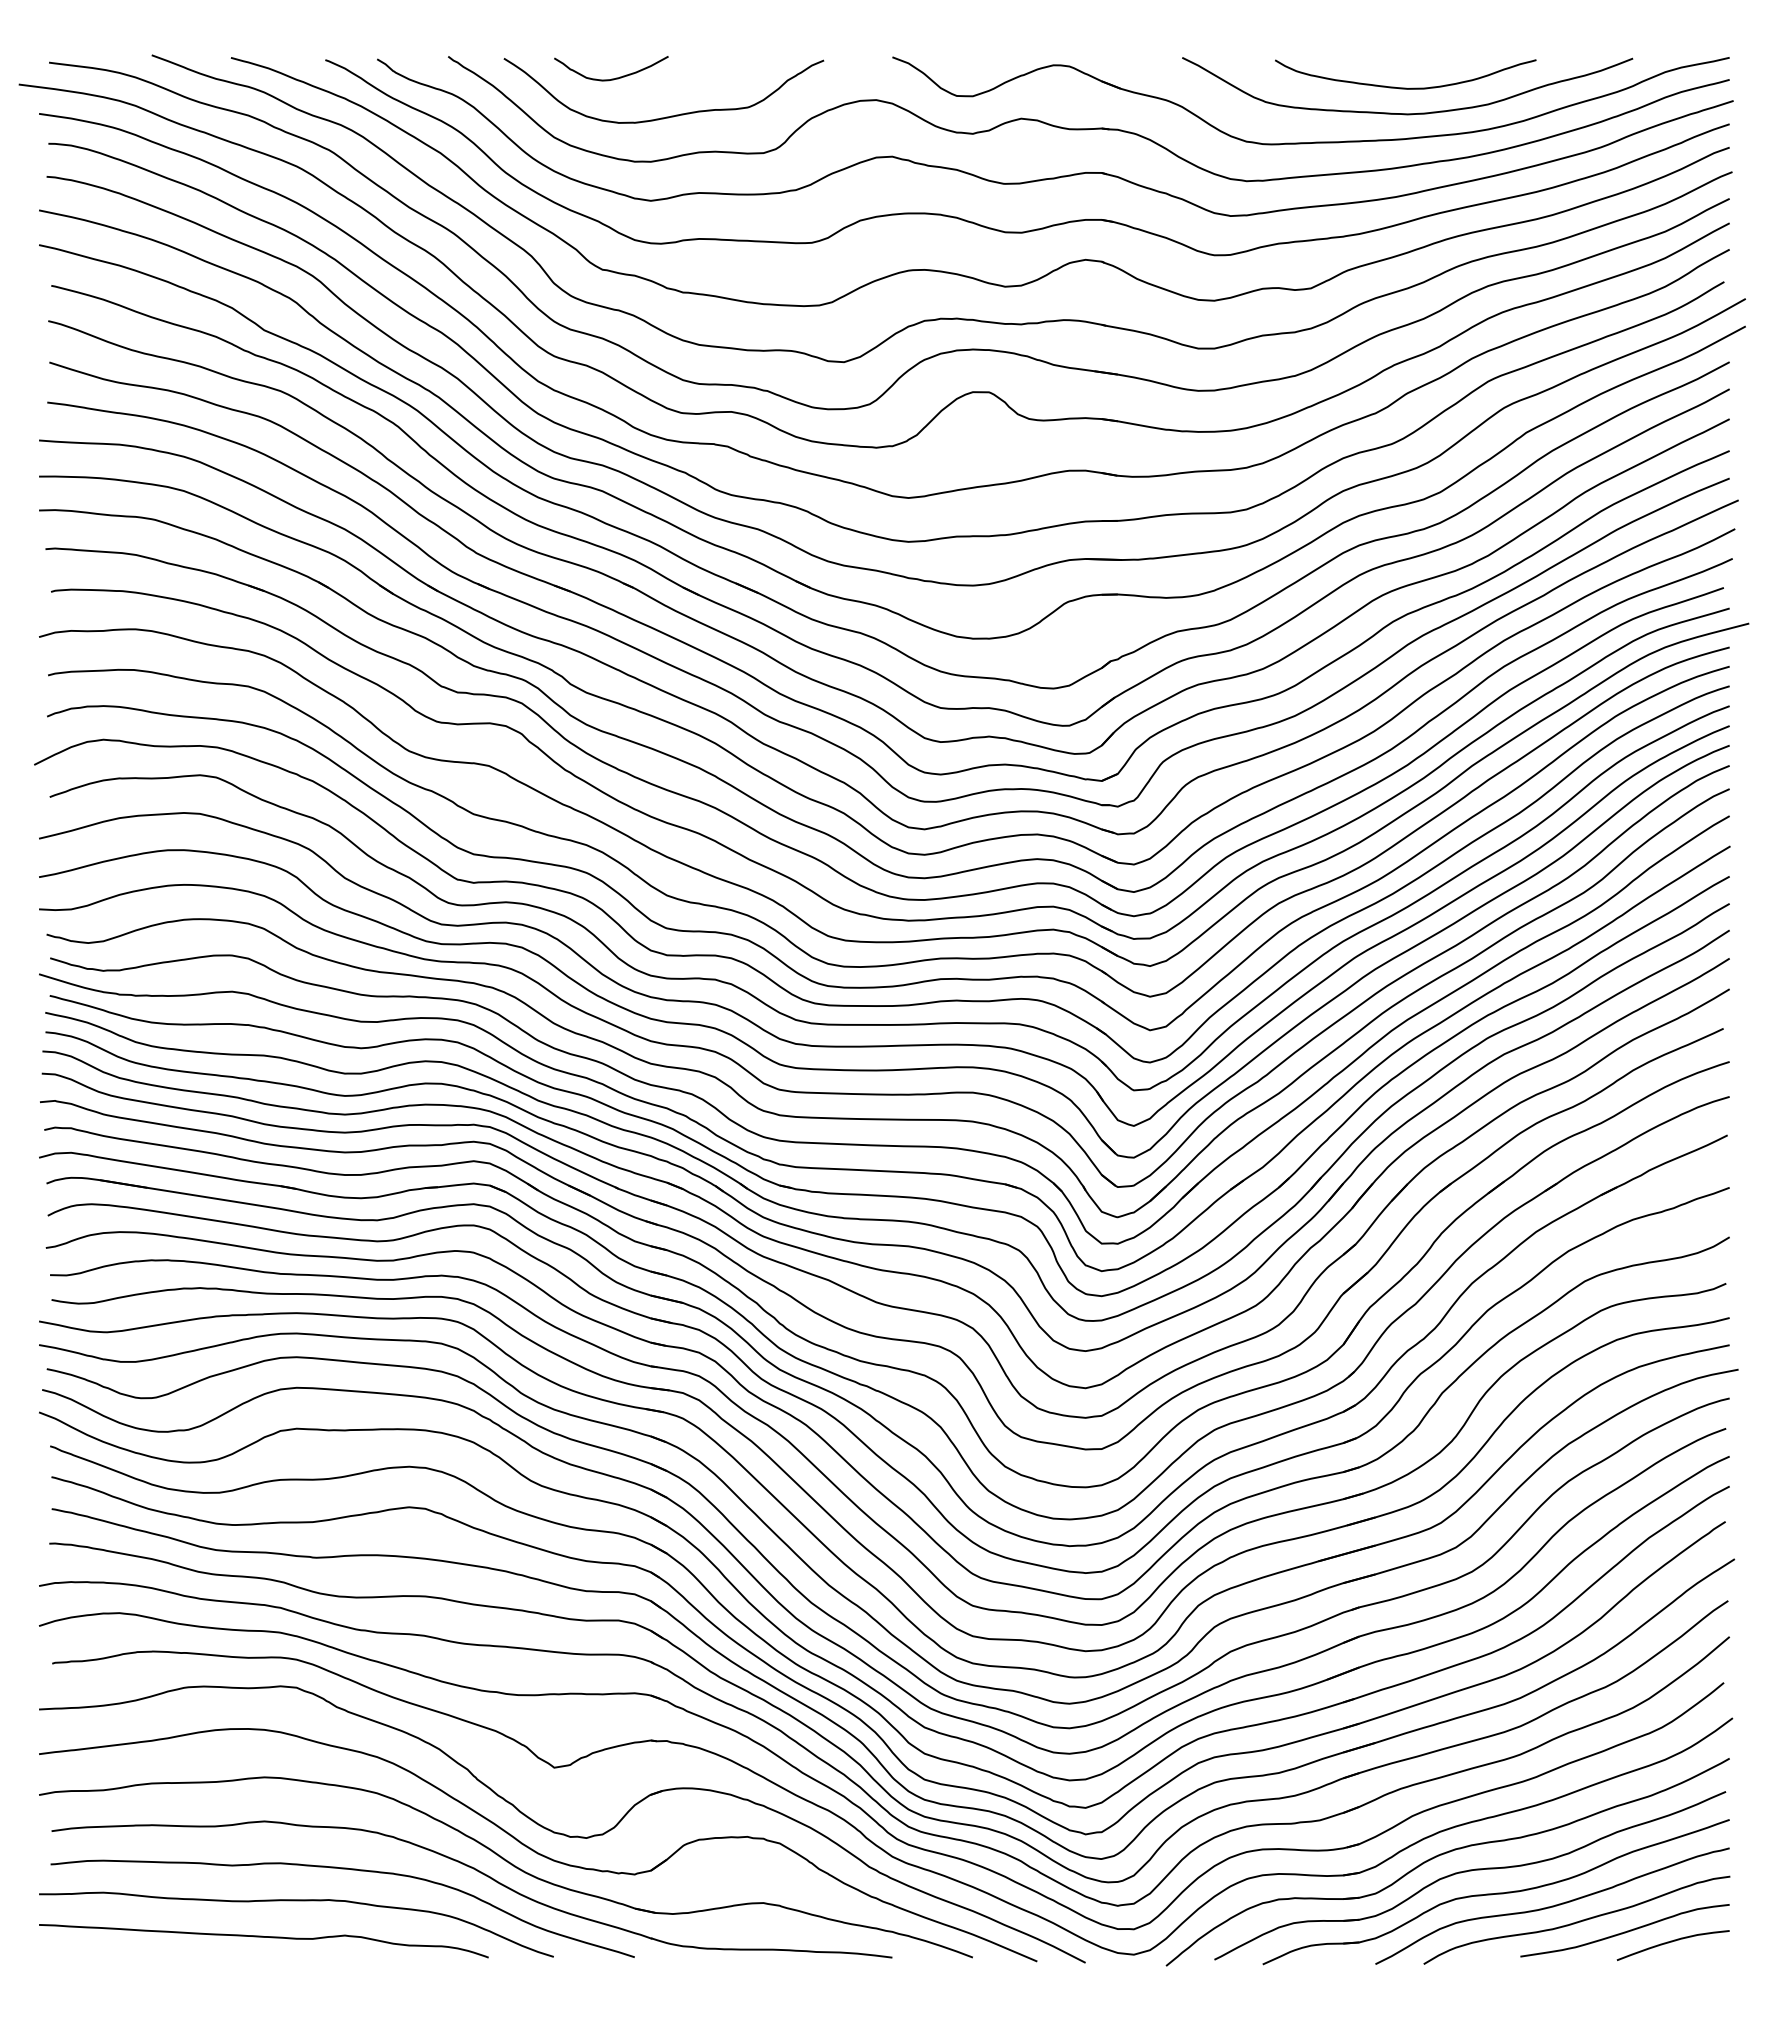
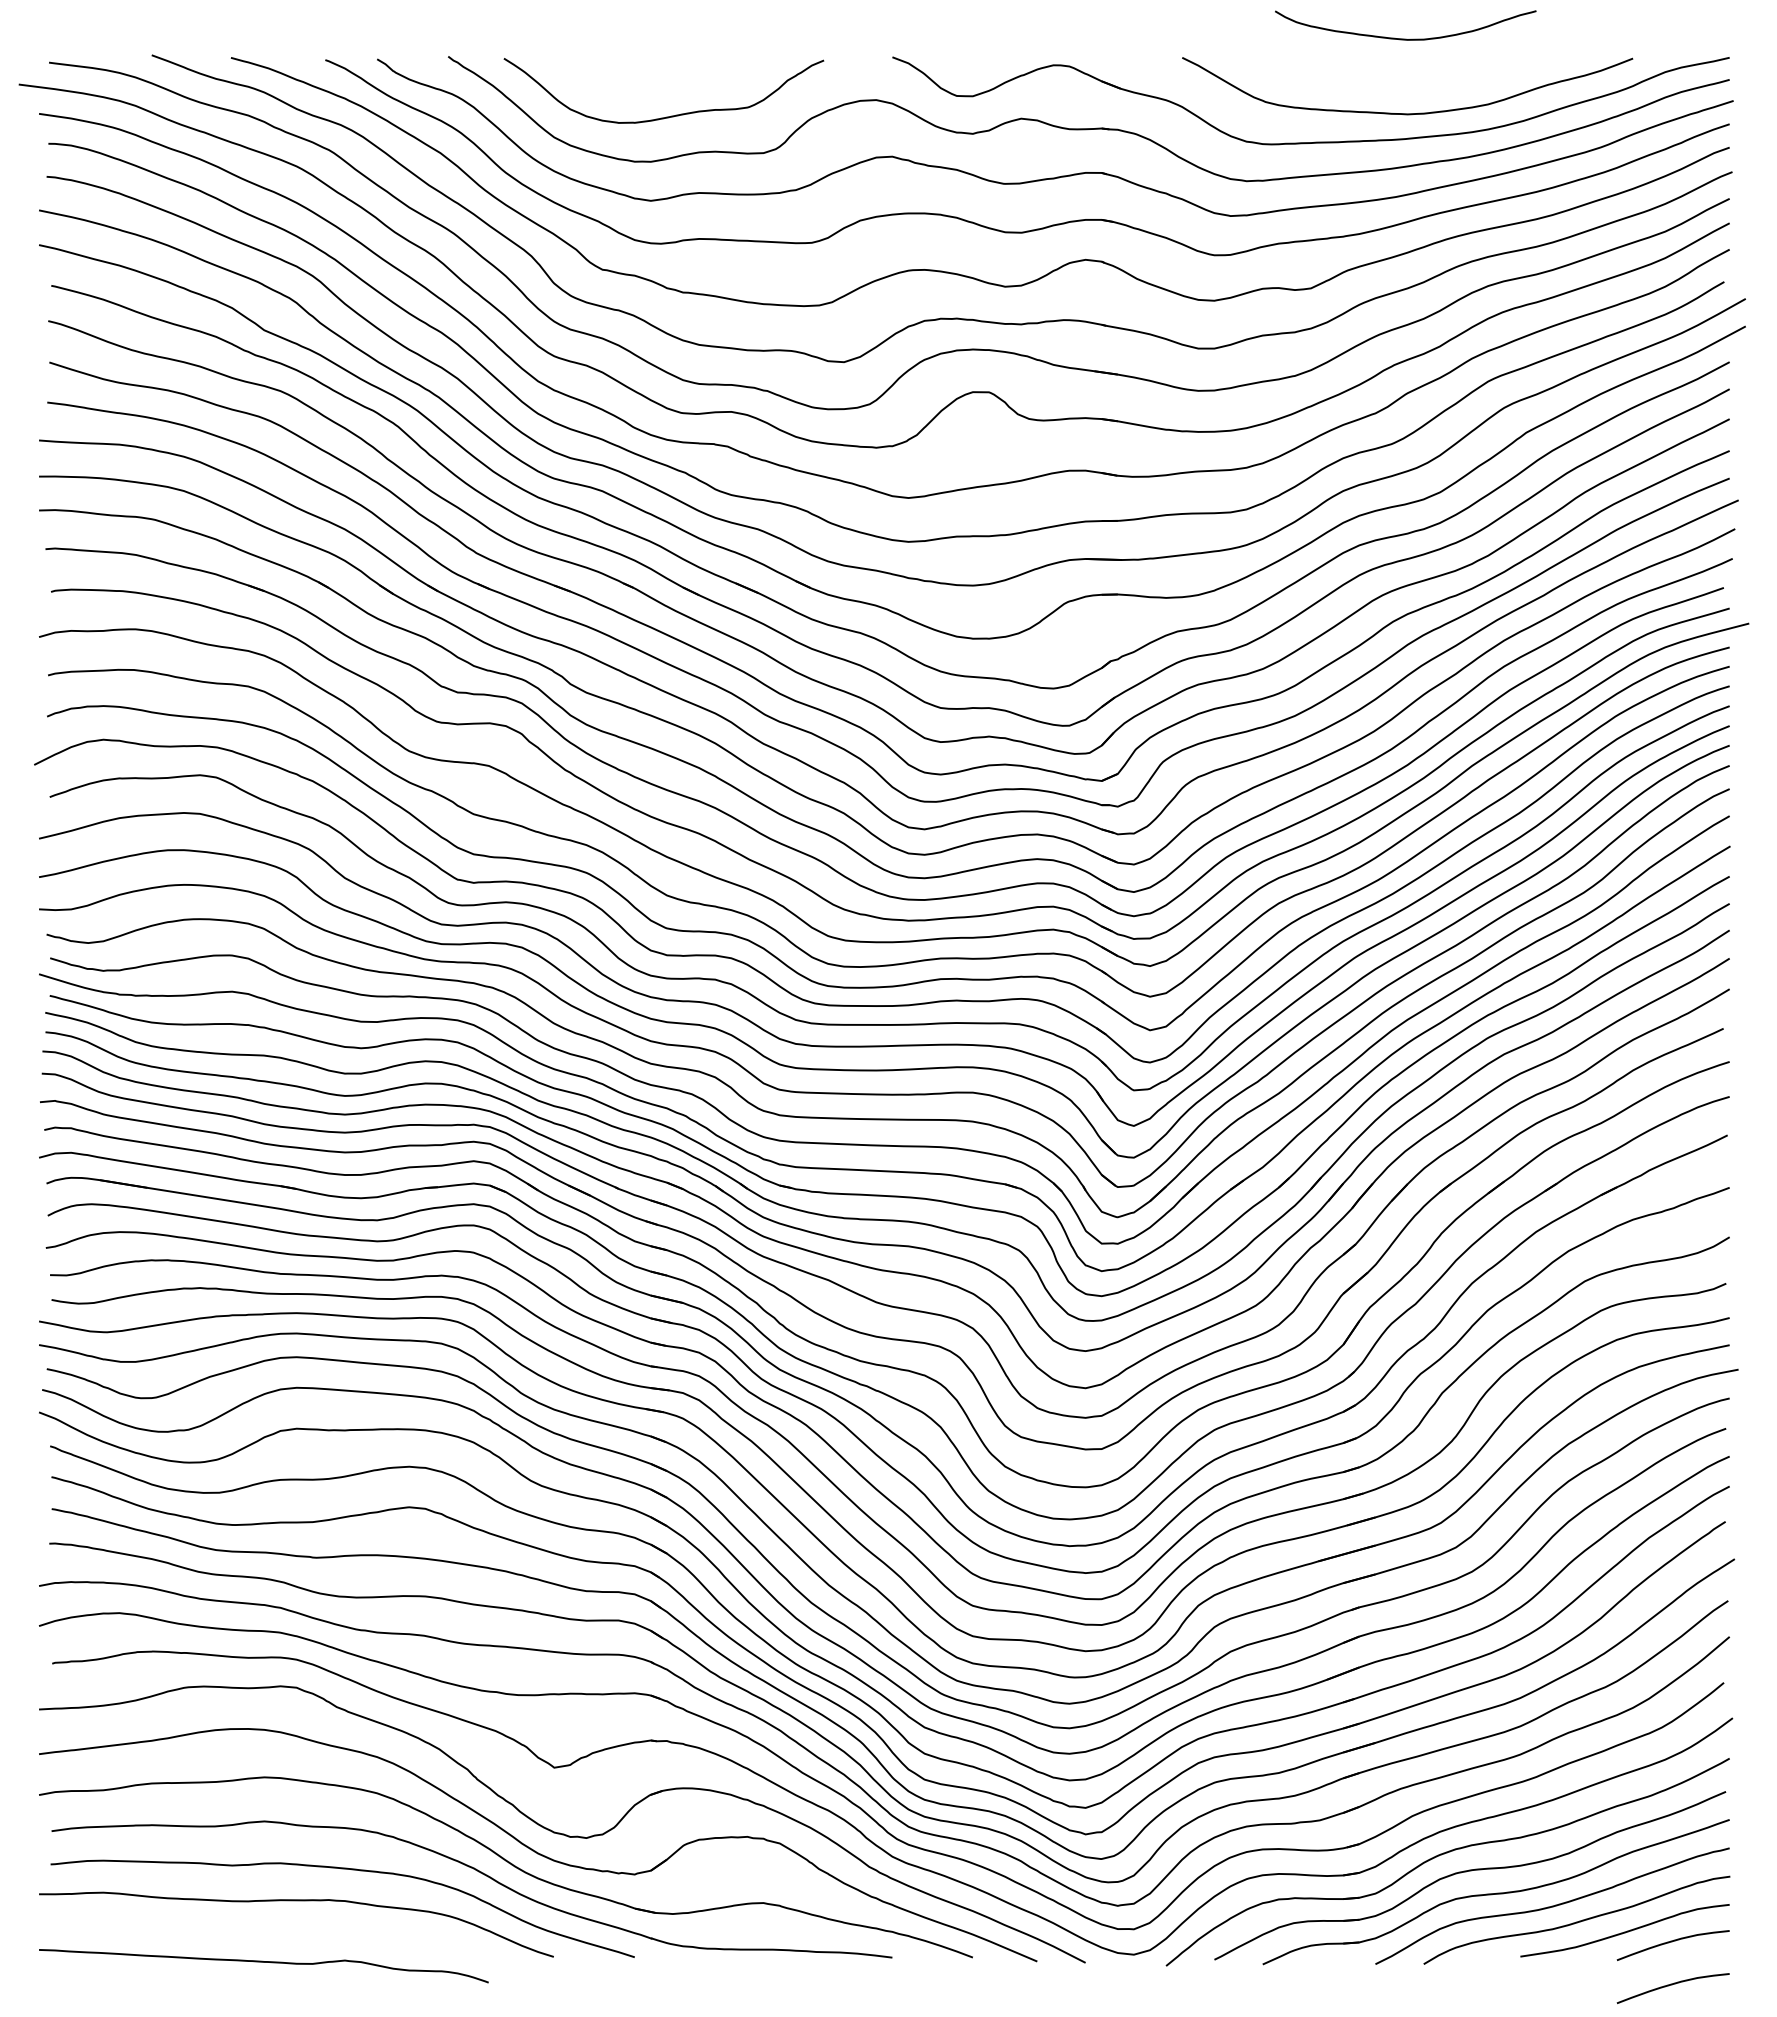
curve: present -> none (611, 78)
curve position: (1405, 87) -> (1405, 38) (1405, 38)
curve position: (263, 1937) -> (263, 1962) (263, 1962)
curve: none -> present (1672, 1985)
